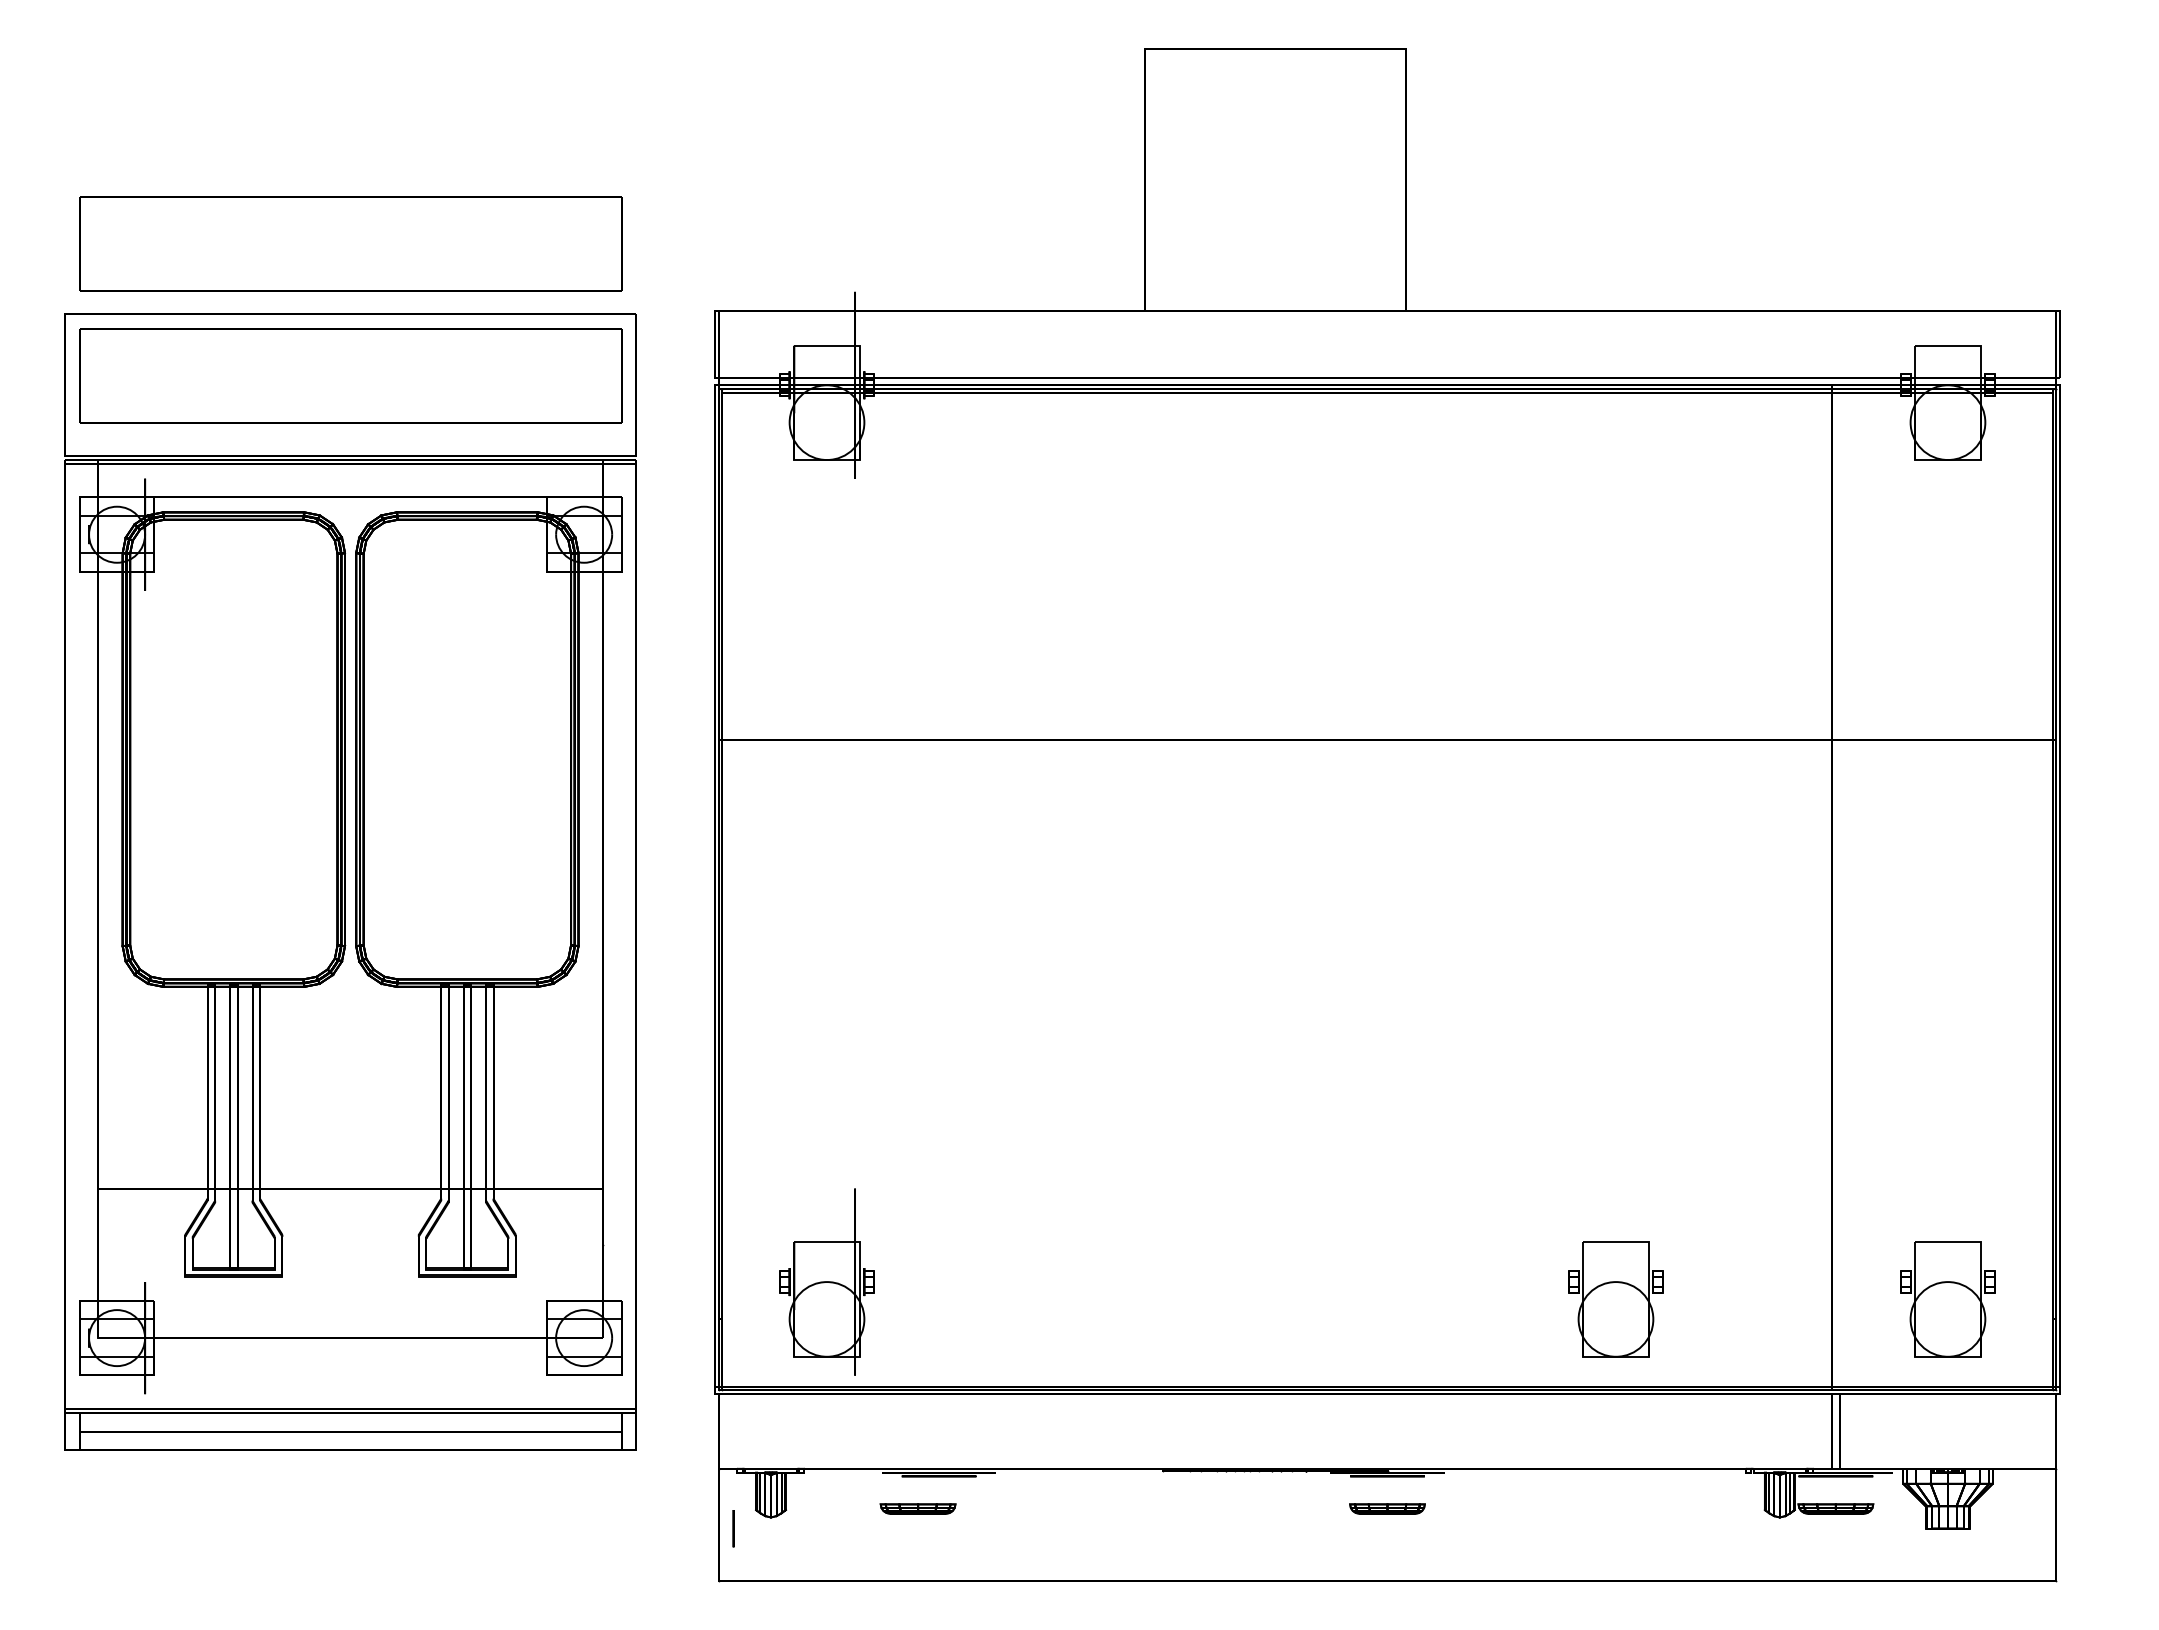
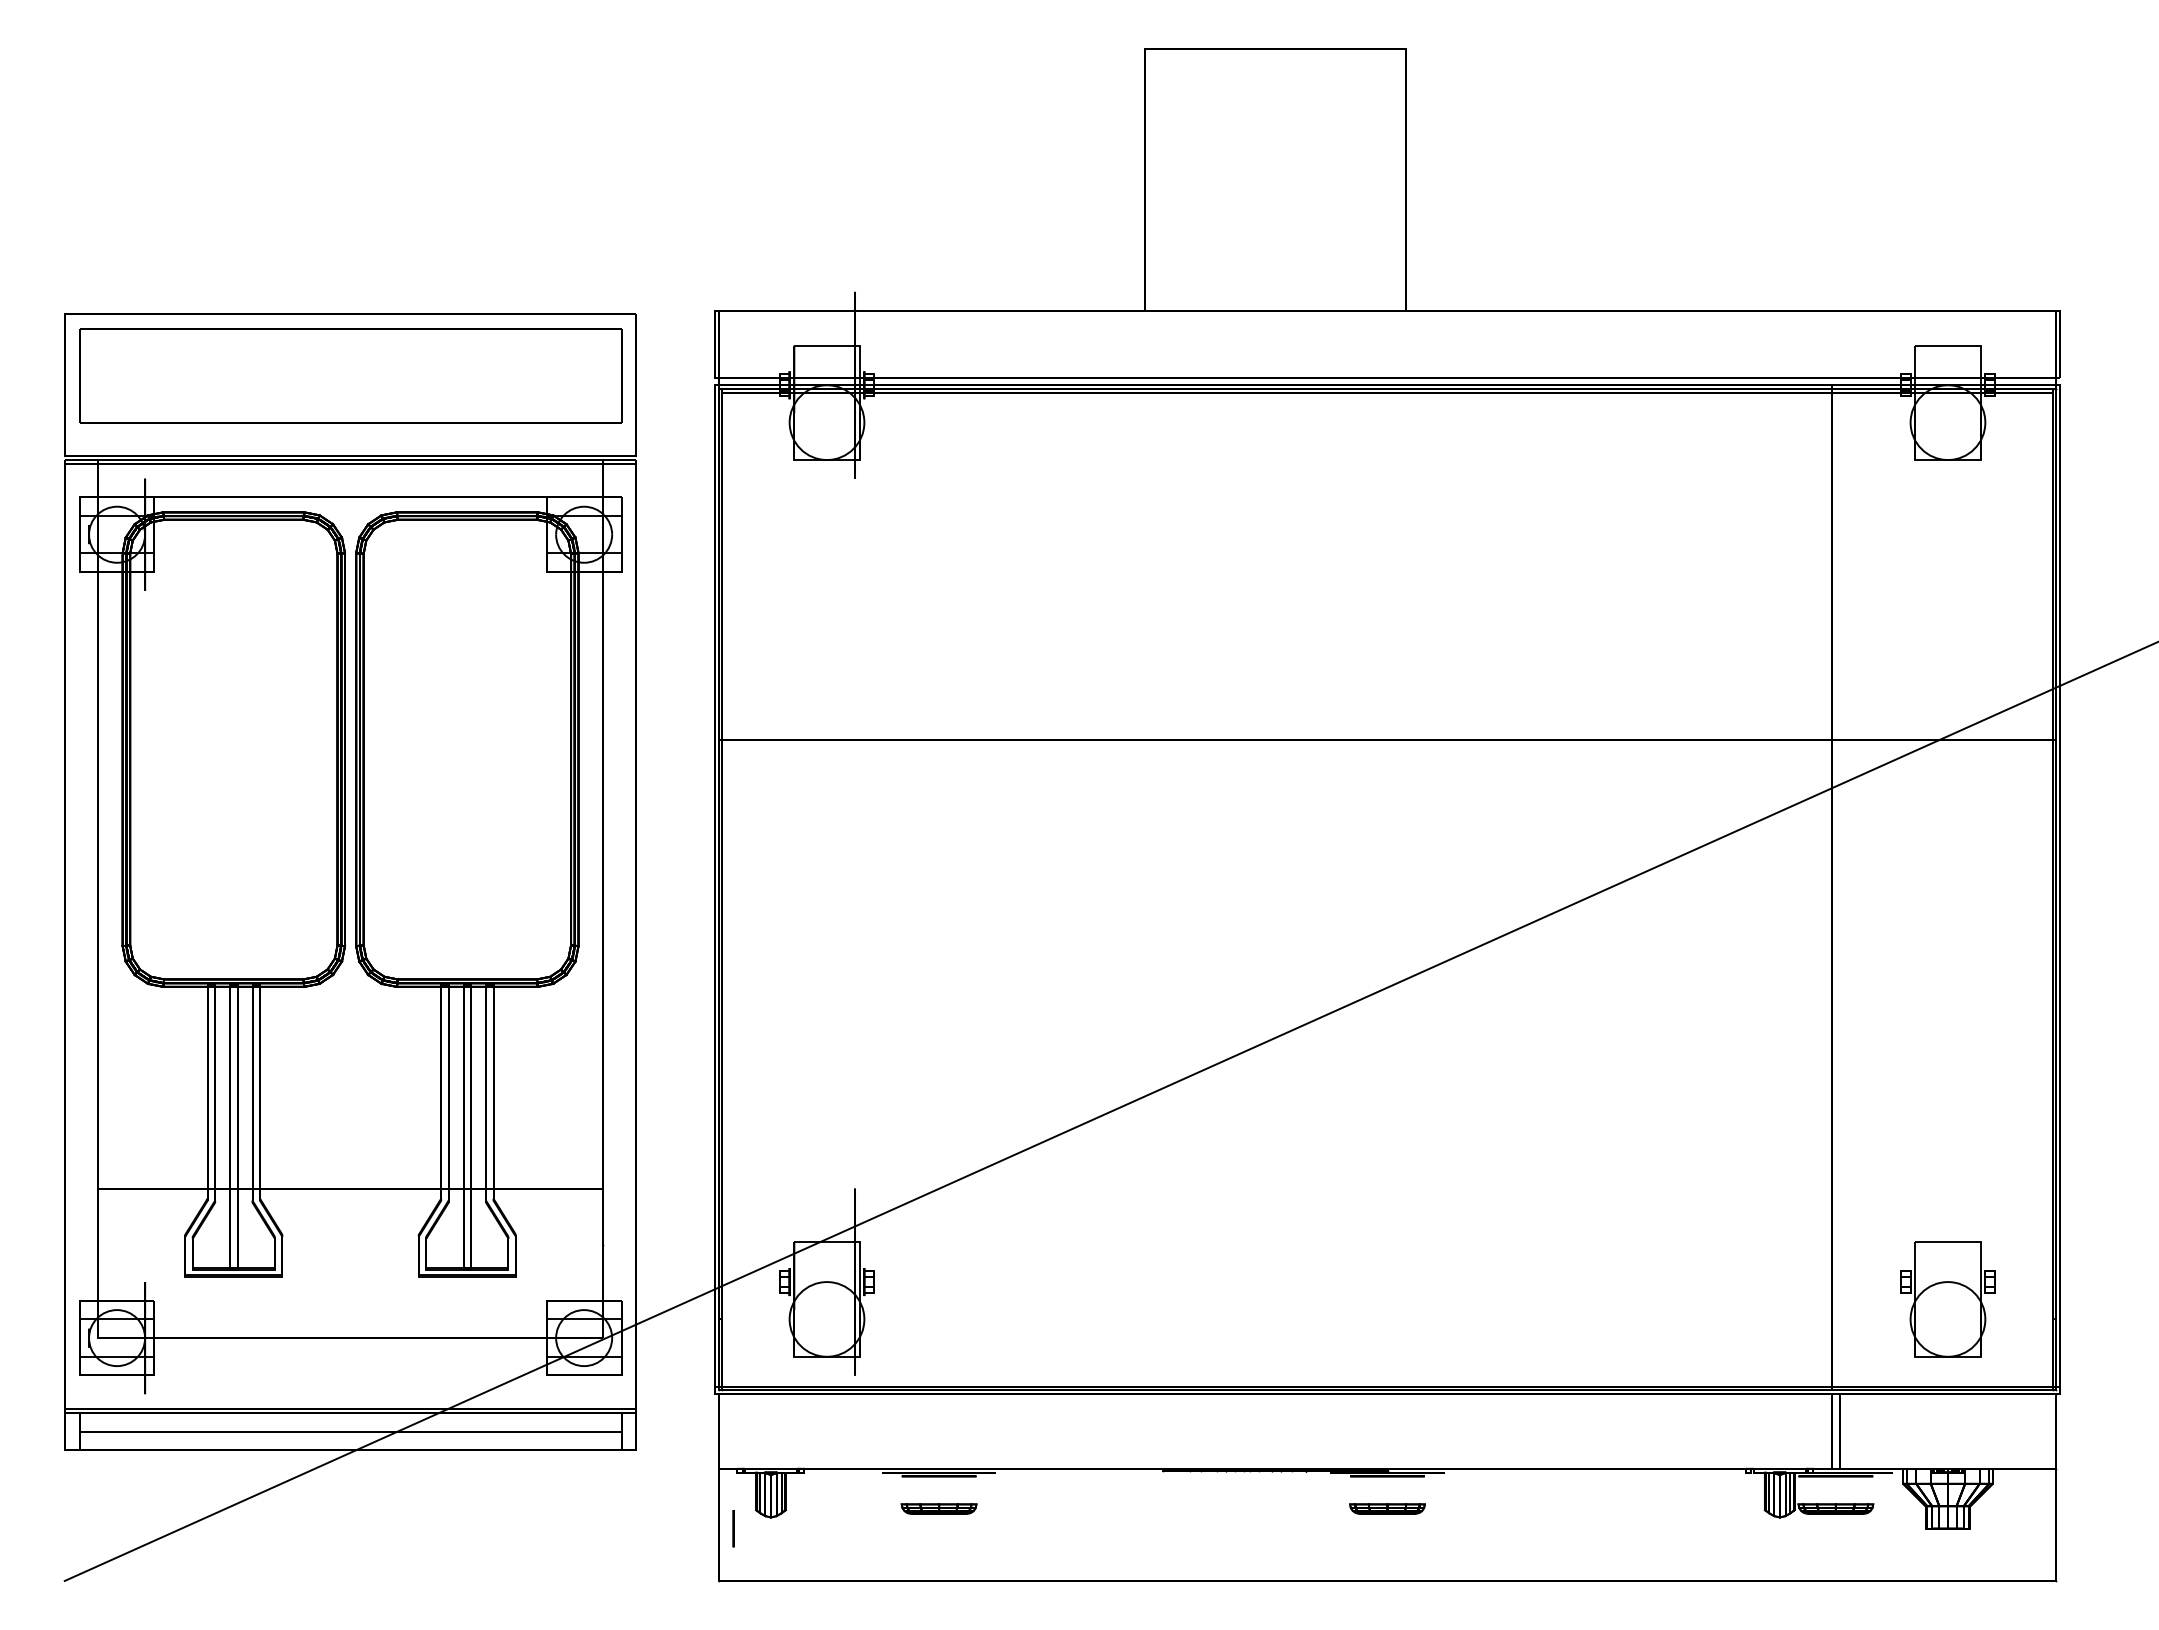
part: present -> none (350, 243)
line: none -> present (1109, 1111)
part: present -> none (1615, 1299)
part position: (917, 1508) -> (938, 1508) (938, 1508)
